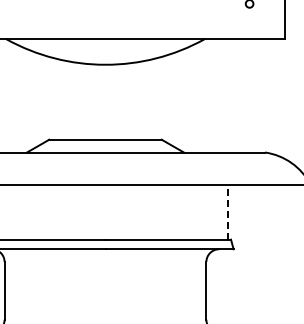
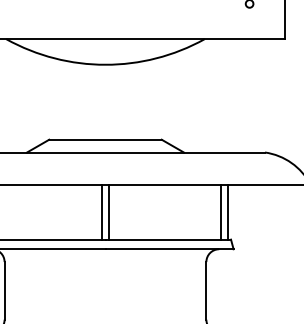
line: none -> present (102, 211)
line: none -> present (108, 211)
line: none -> present (221, 211)
line: dashed -> solid (227, 212)
